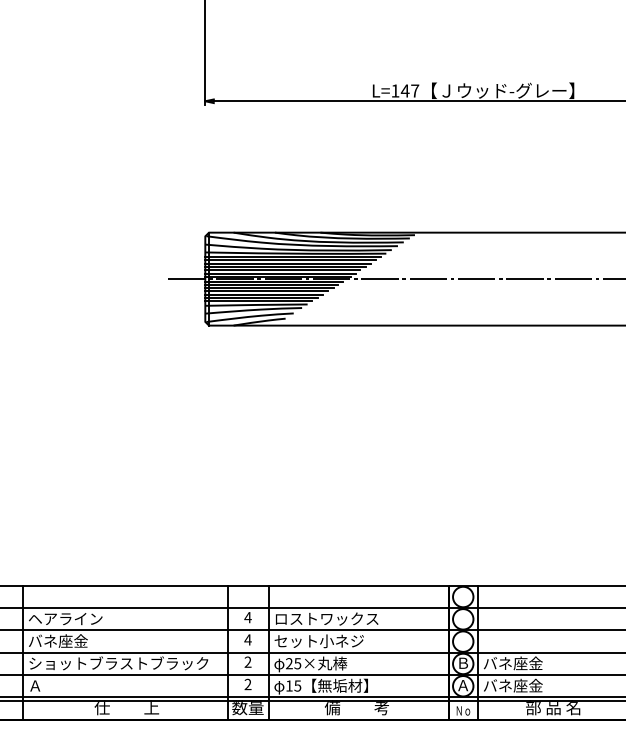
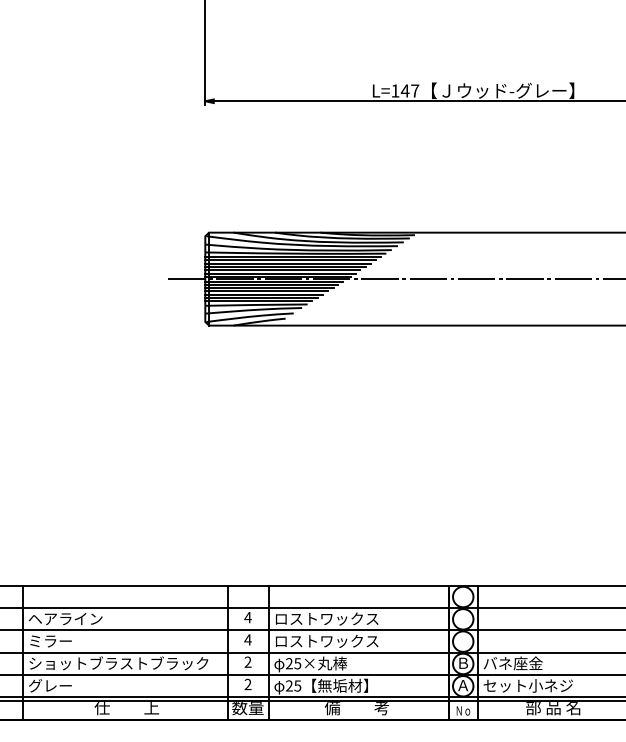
text: バネ座金 -> ミラー (58, 640)
text: セット小ネジ -> ロストワックス (326, 641)
text: Ａ -> グレー (50, 685)
text: 15 -> 25 (289, 685)
text: バネ座金 -> セット小ネジ (527, 685)
